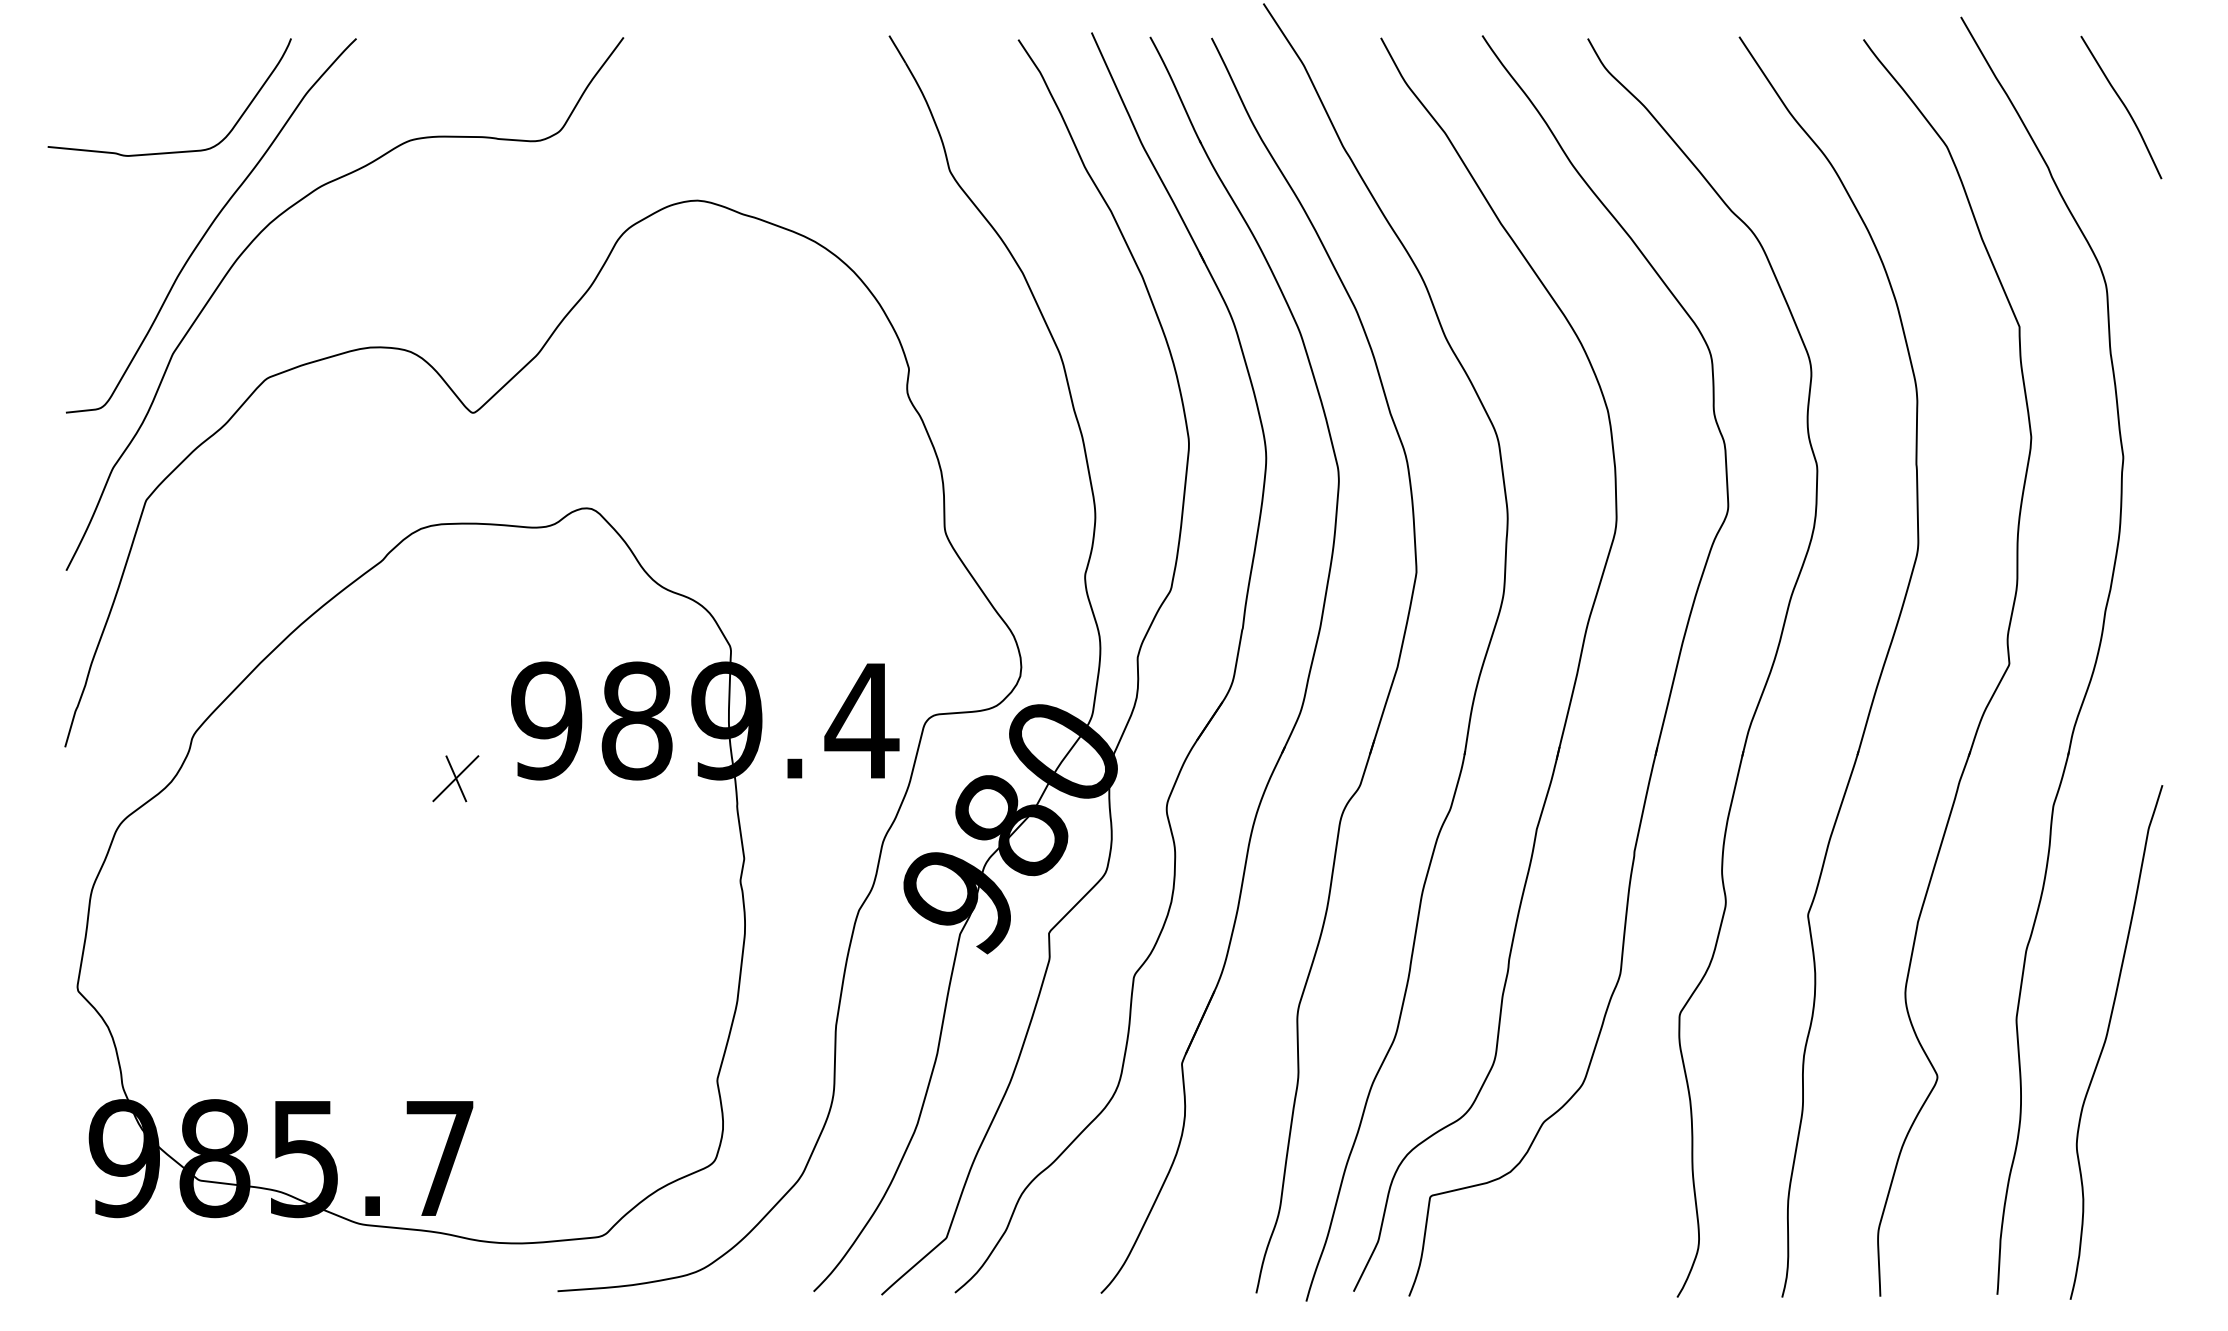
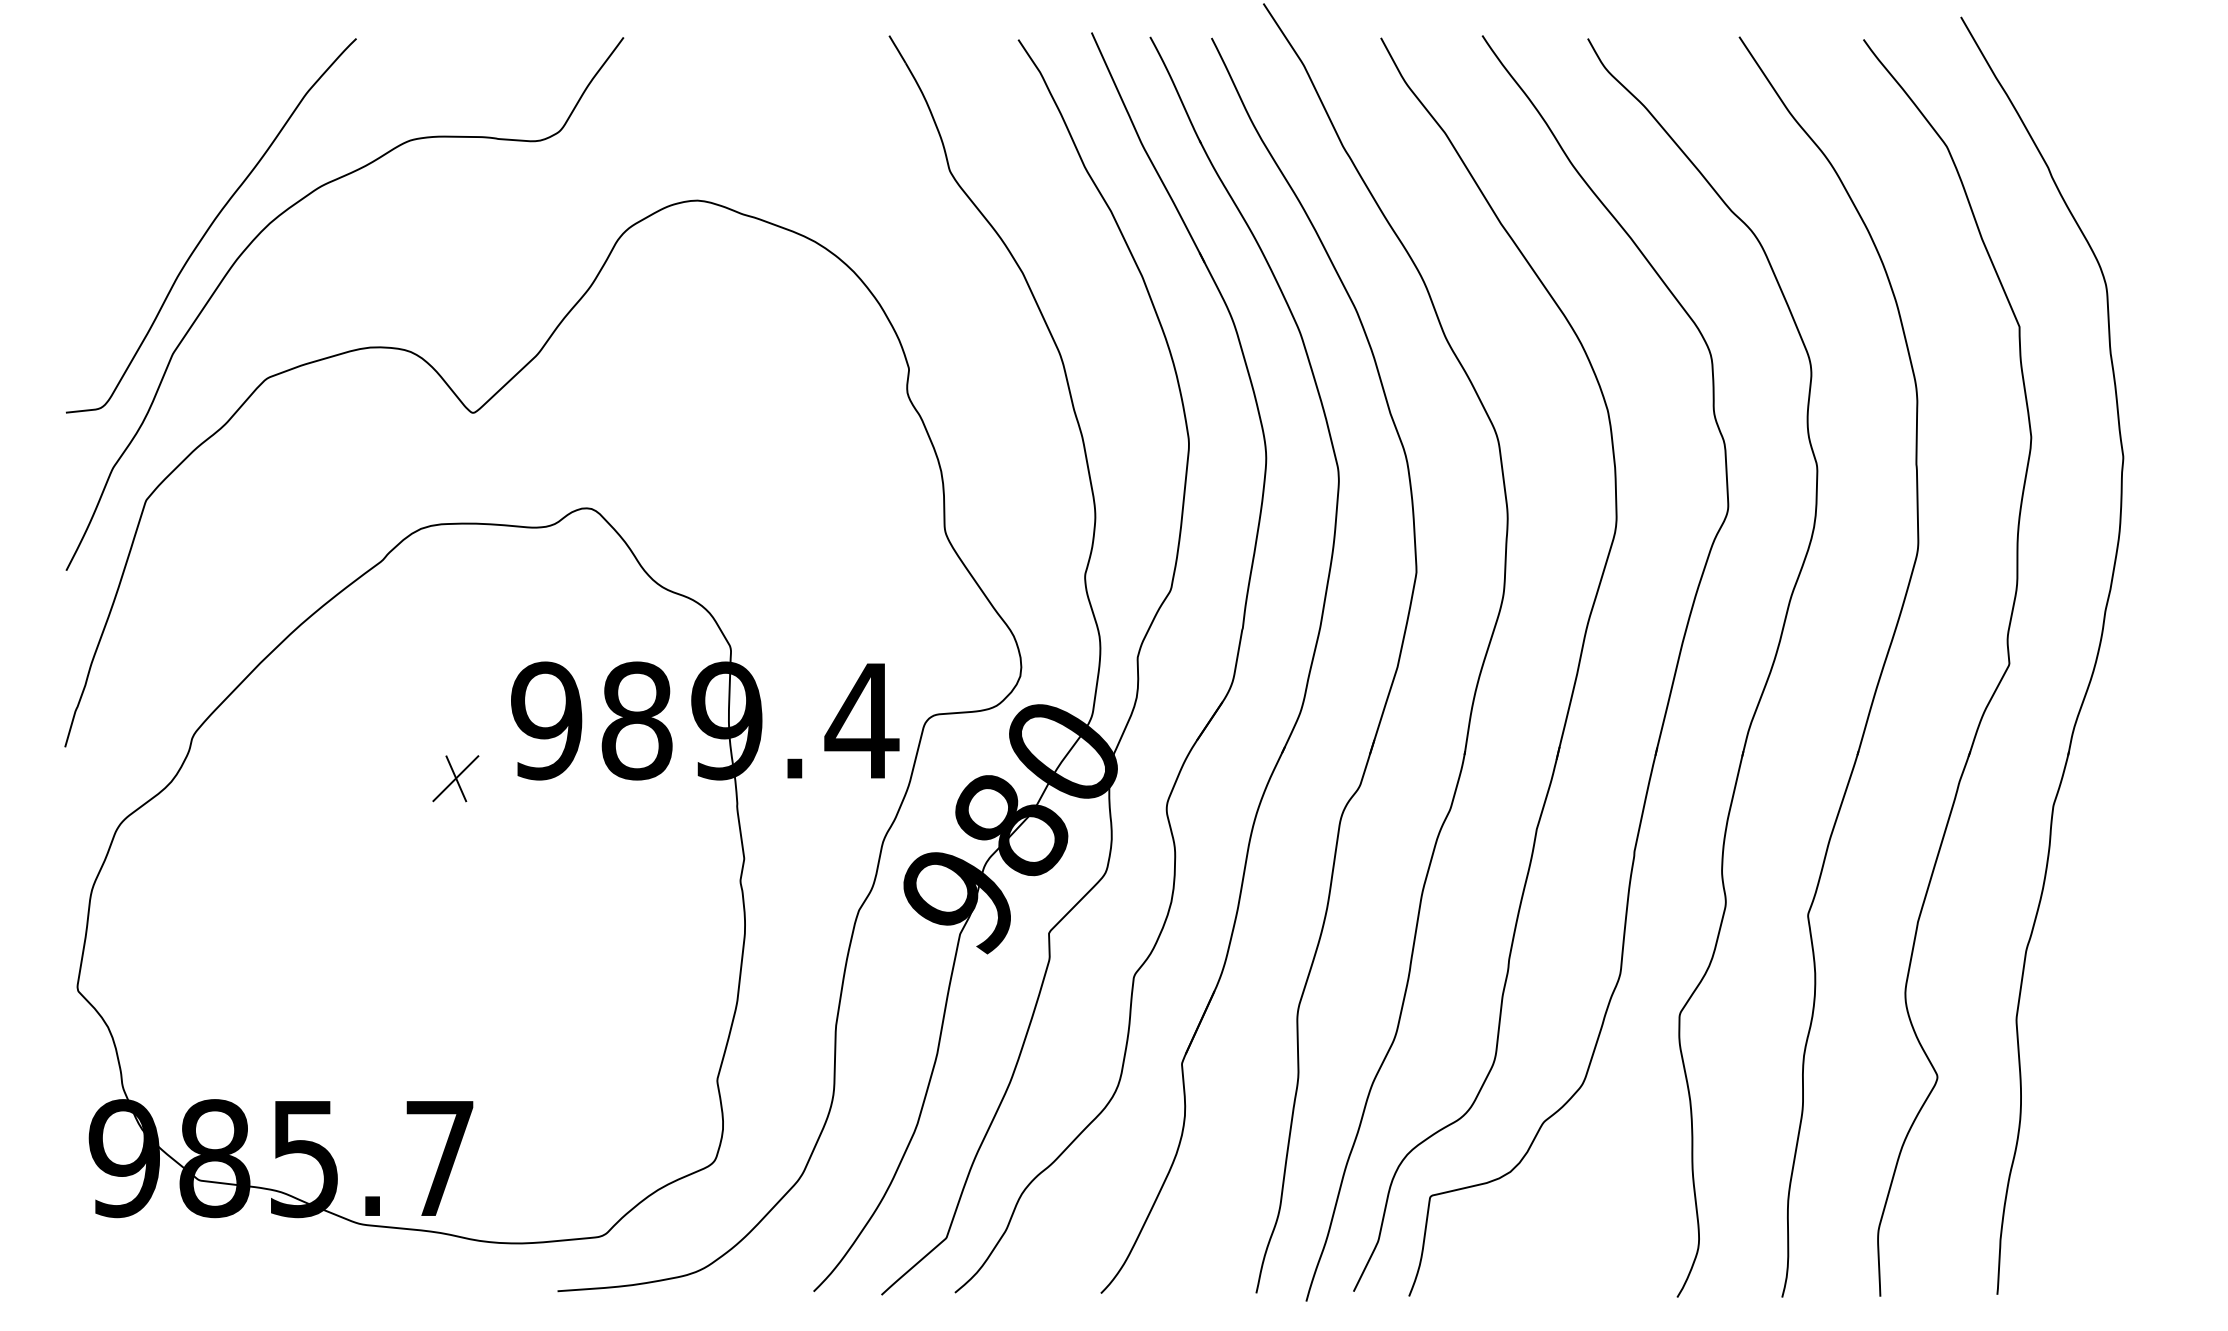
curve: present -> none (2123, 105)
curve: present -> none (171, 151)
curve: present -> none (2106, 1041)
